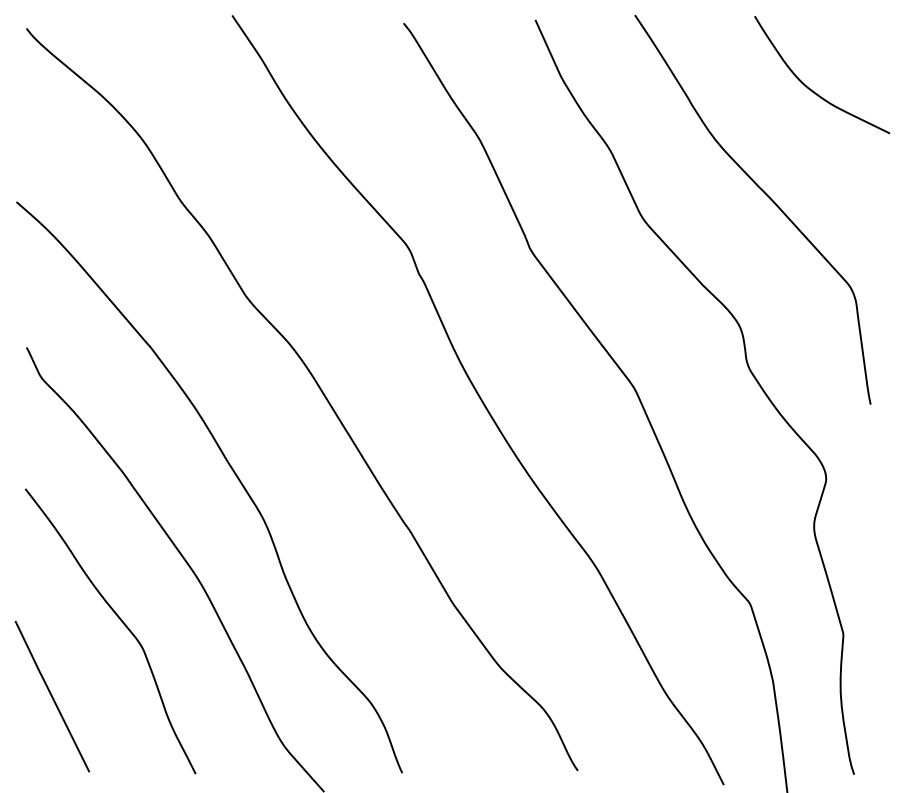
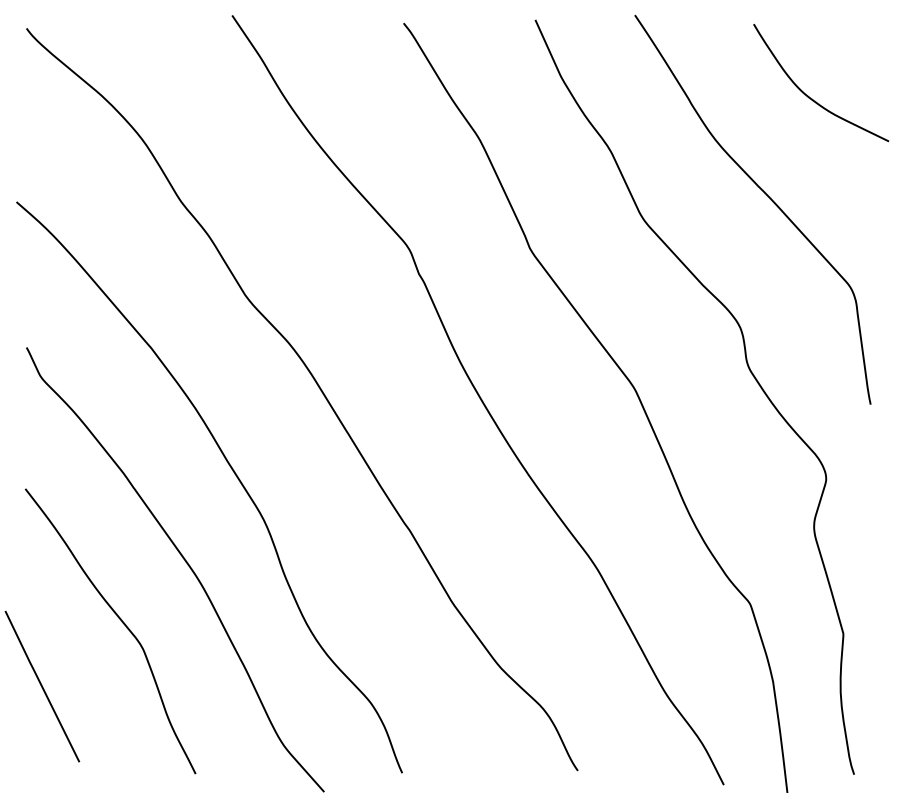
curve position: (813, 90) -> (812, 98) (812, 98)
line position: (52, 696) -> (42, 686) (42, 686)
